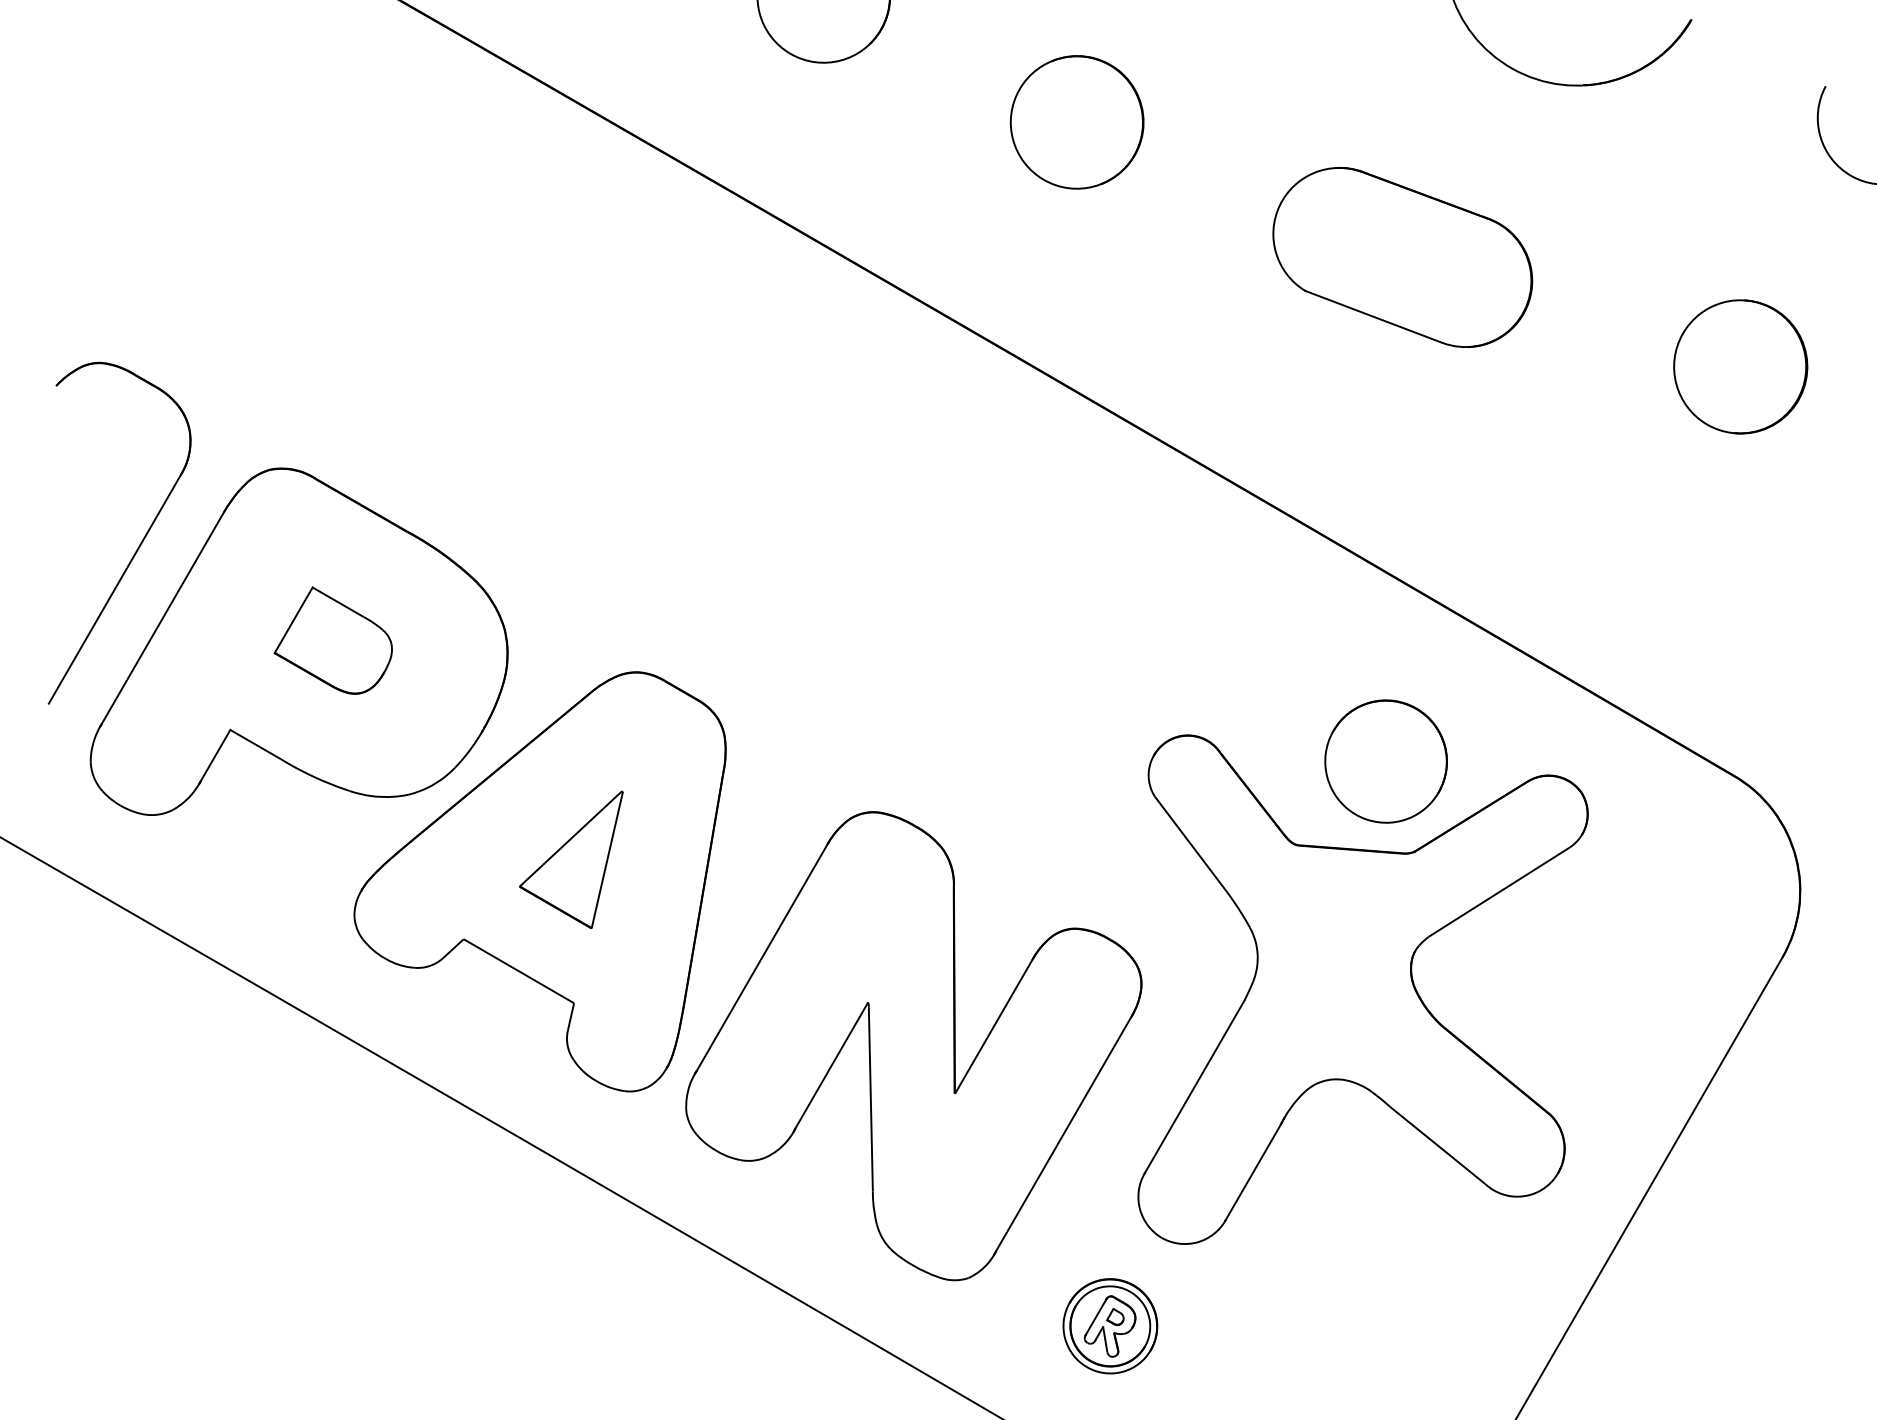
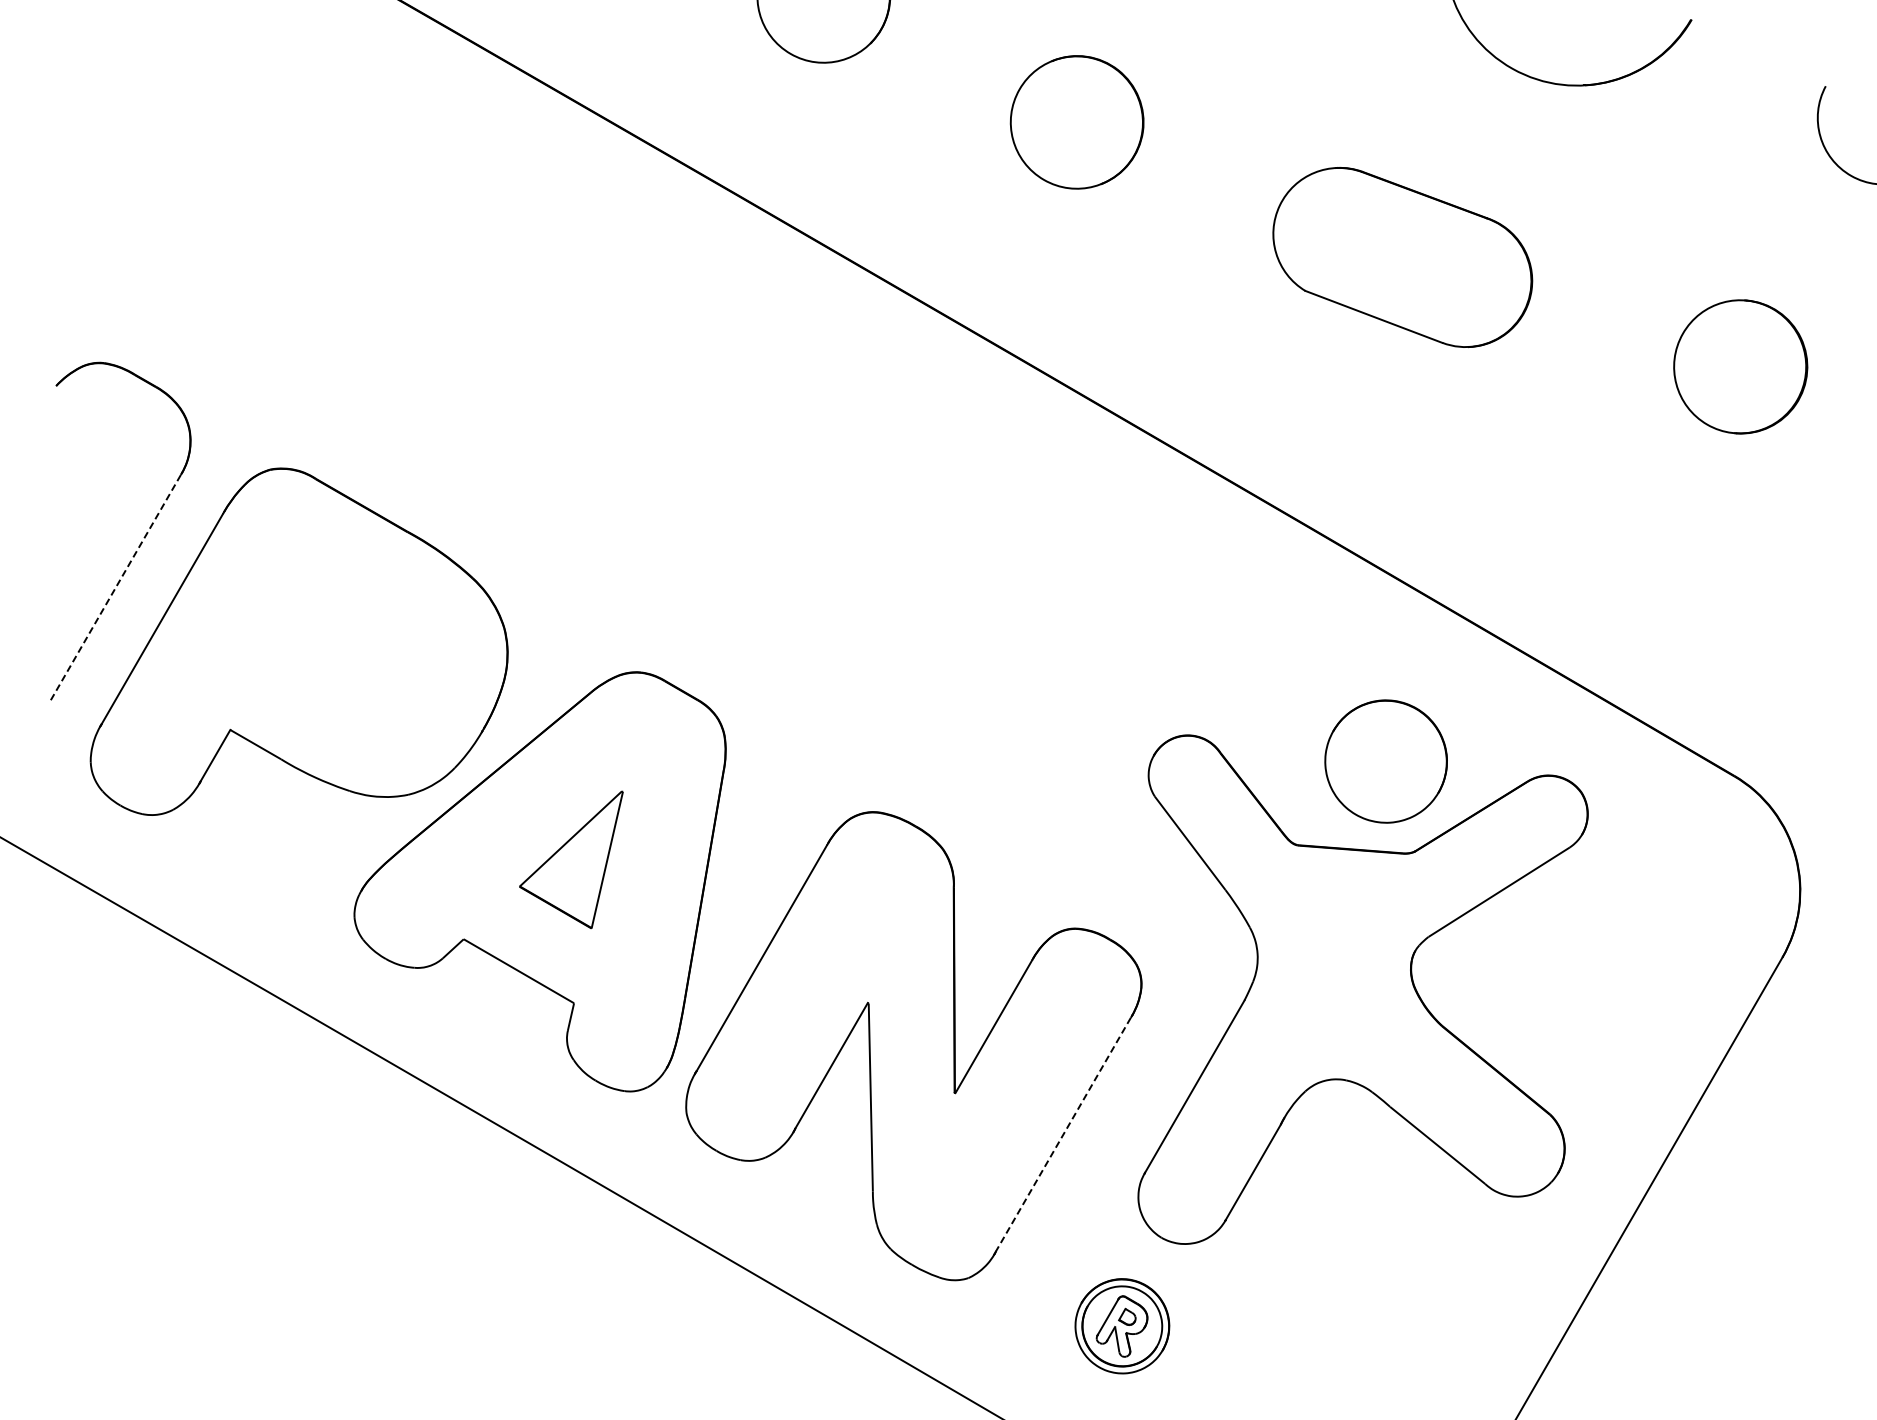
line: solid -> dashed (114, 589)
part: present -> none (332, 640)
line: solid -> dashed (1063, 1134)
part position: (1110, 1326) -> (1122, 1326) (1122, 1326)
